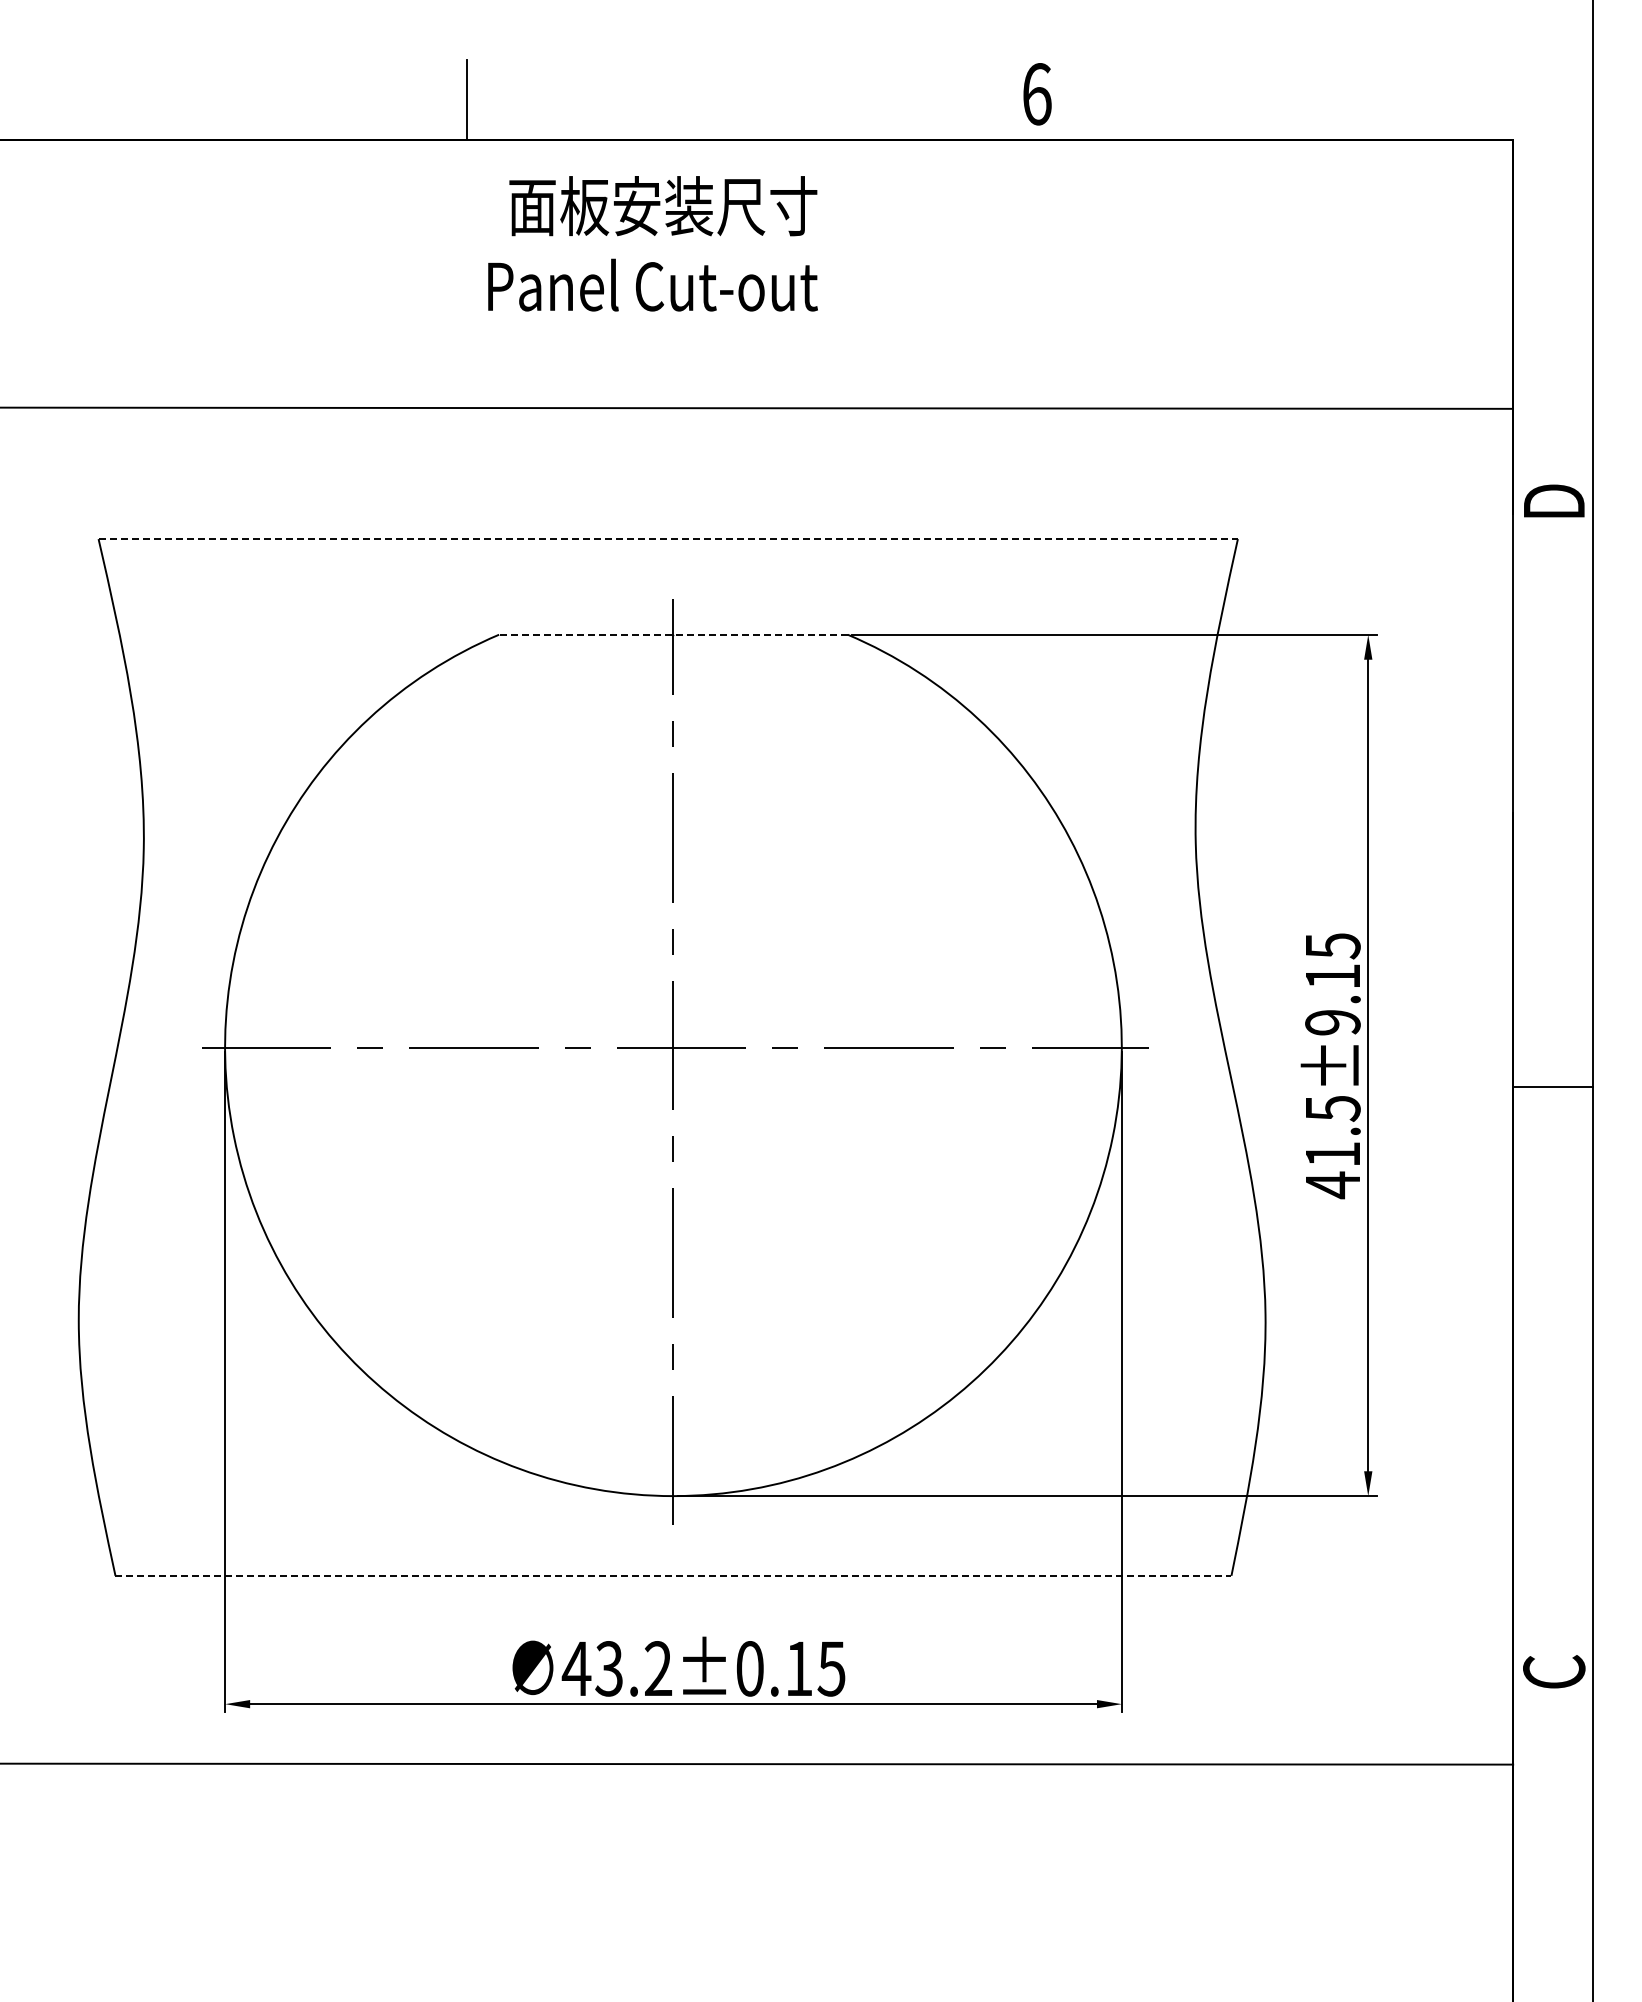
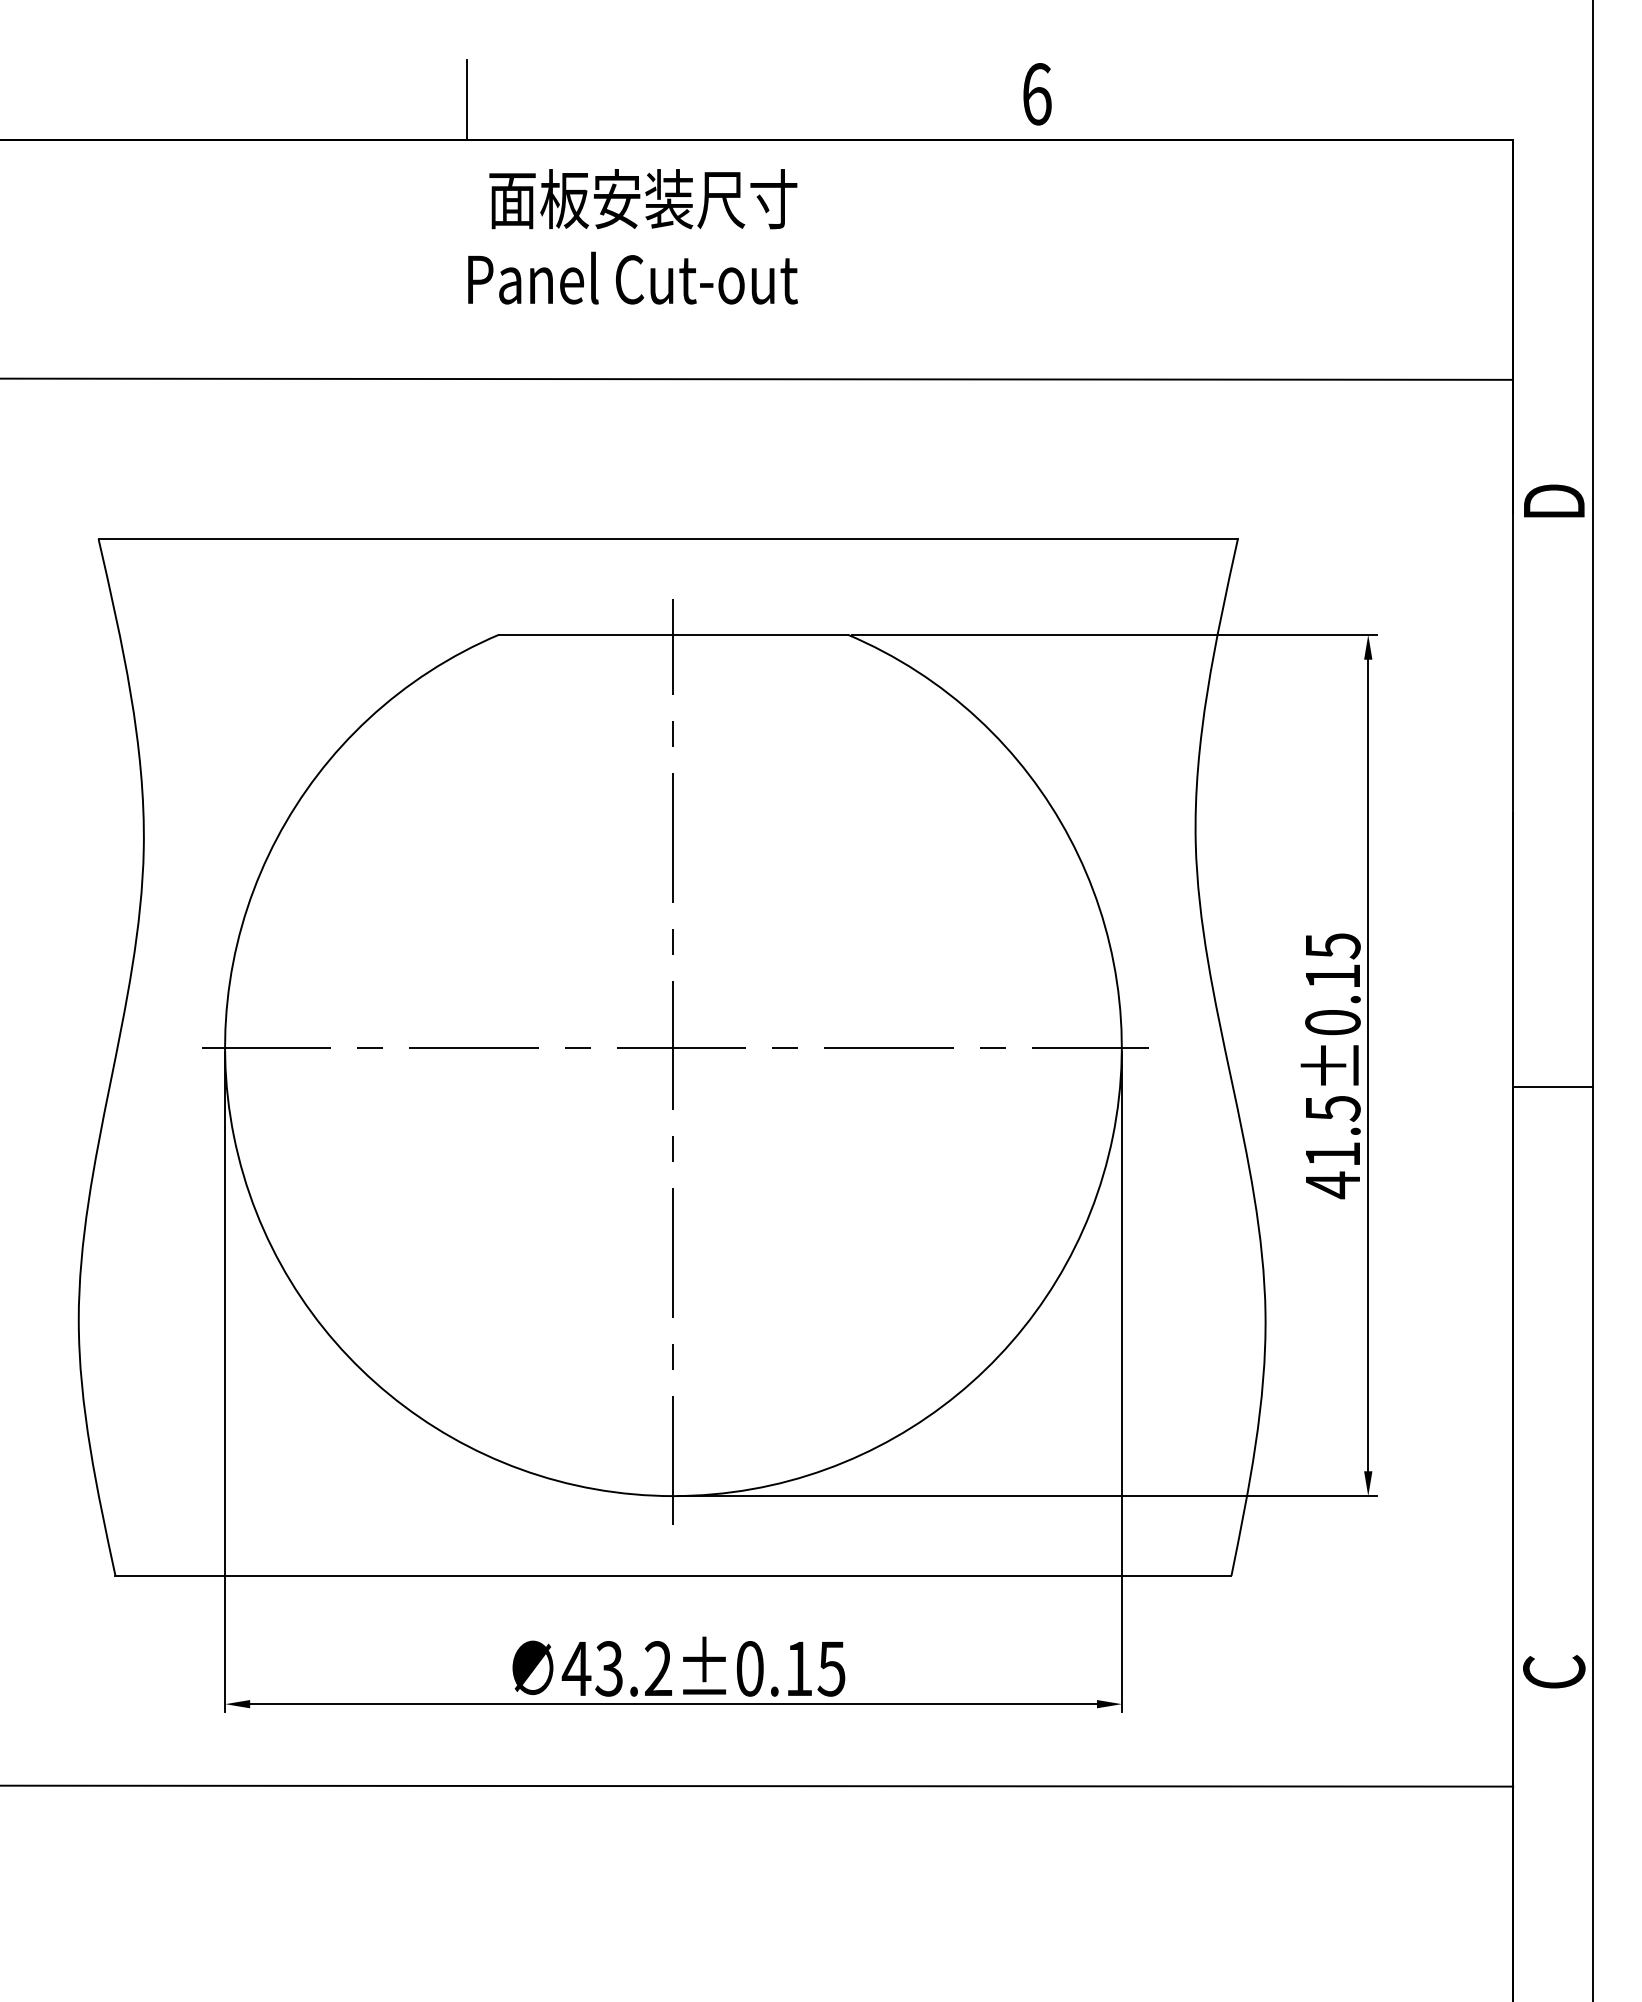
text position: (652, 243) -> (632, 236) (632, 236)
line position: (756, 407) -> (756, 378) (756, 378)
line: dashed -> solid (668, 539)
line: dashed -> solid (672, 634)
text: 41.5±9.15 -> 41.5±0.15 (1332, 1022)
line: dashed -> solid (673, 1575)
line position: (757, 1763) -> (757, 1785) (757, 1785)
